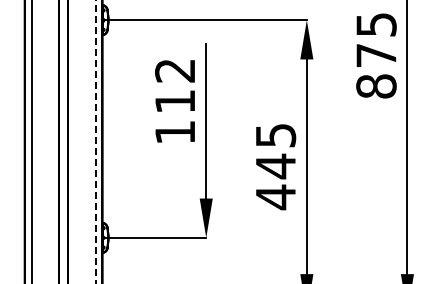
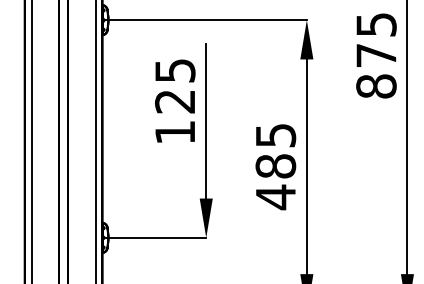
text: 112 -> 125 (175, 86)
line: dashed -> solid (95, 142)
text: 445 -> 485 (275, 166)
